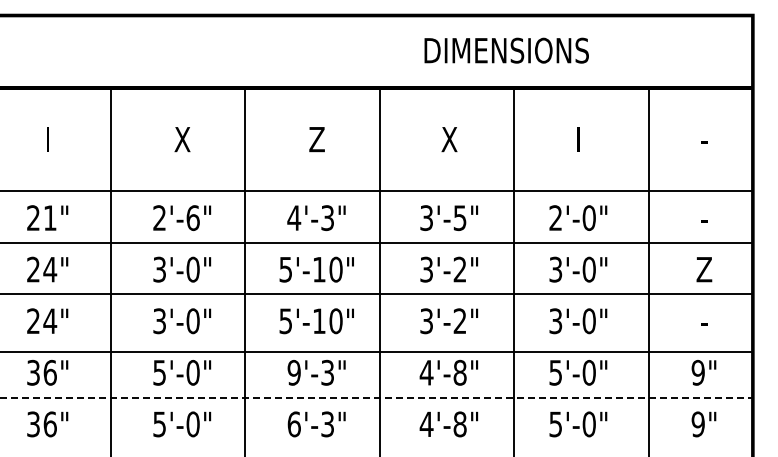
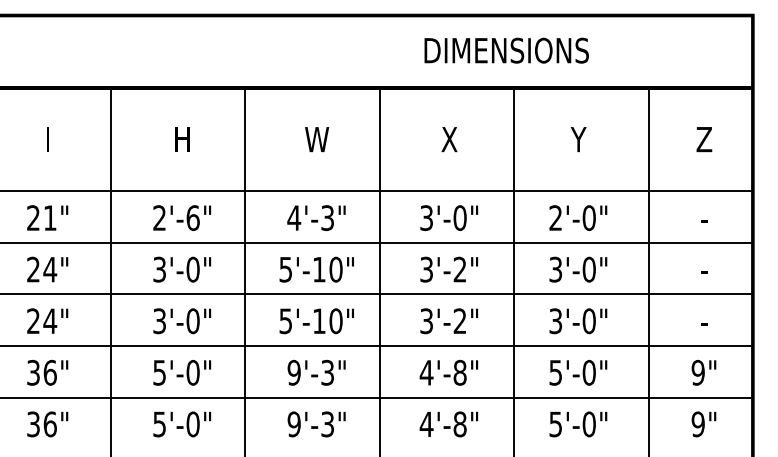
text: X -> H (182, 139)
text: Z -> W (317, 139)
text: I -> Y (578, 139)
text: - -> Z (704, 139)
text: 3'-5" -> 3'-0" (459, 218)
text: Z -> - (704, 269)
line position: (377, 351) -> (377, 345) (377, 345)
line: dashed -> solid (376, 397)
text: 6'-3" -> 9'-3" (293, 424)
